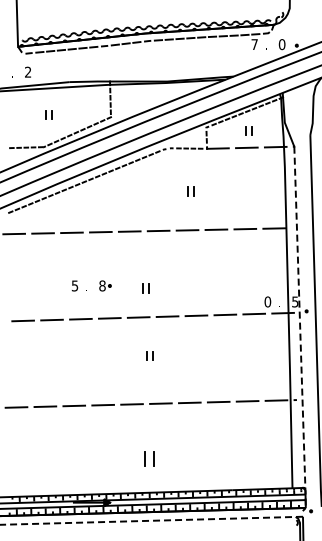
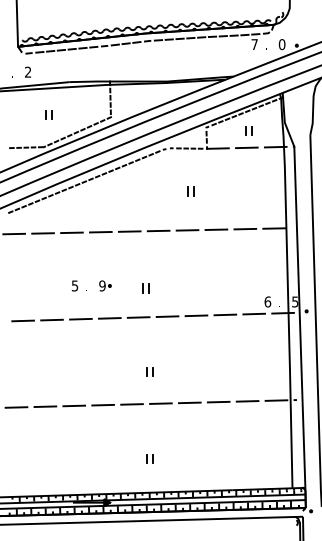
text: 8 -> 9 (102, 285)
text: 0 -> 6 (267, 301)
line: dashed -> solid (300, 328)
part position: (149, 355) -> (149, 371) (149, 371)
part size: 11x16 px -> 8x10 px (149, 458)
line: dashed -> solid (151, 520)
